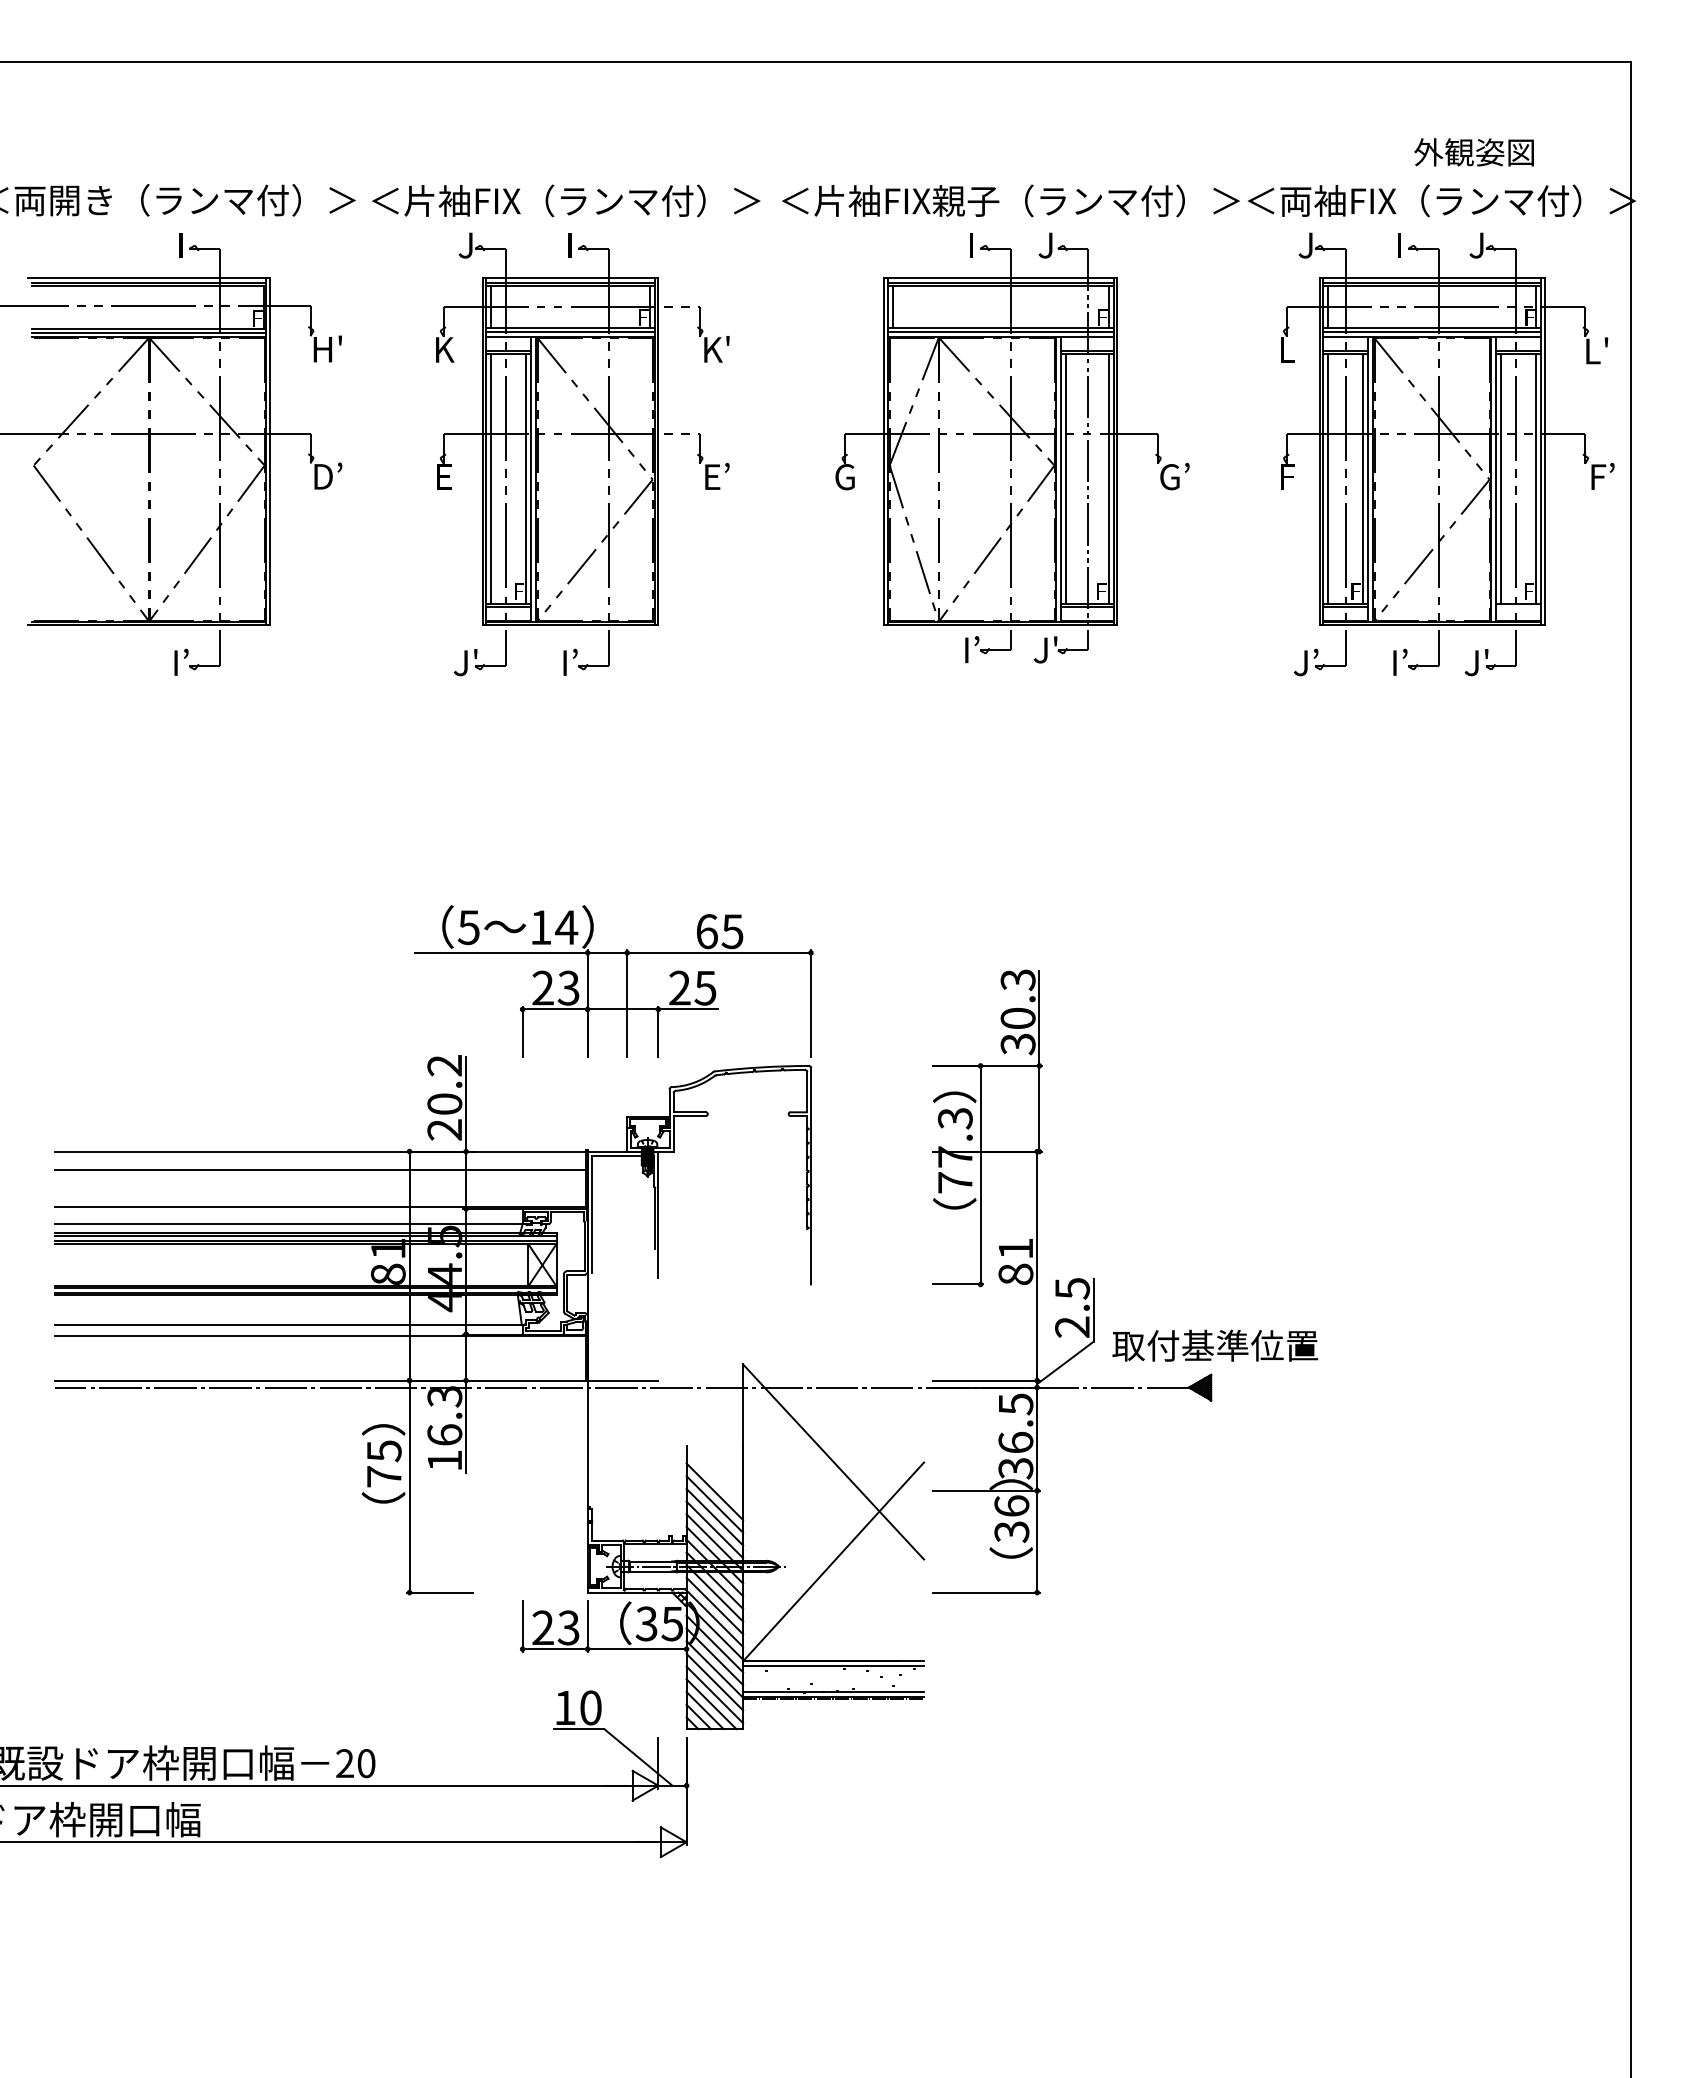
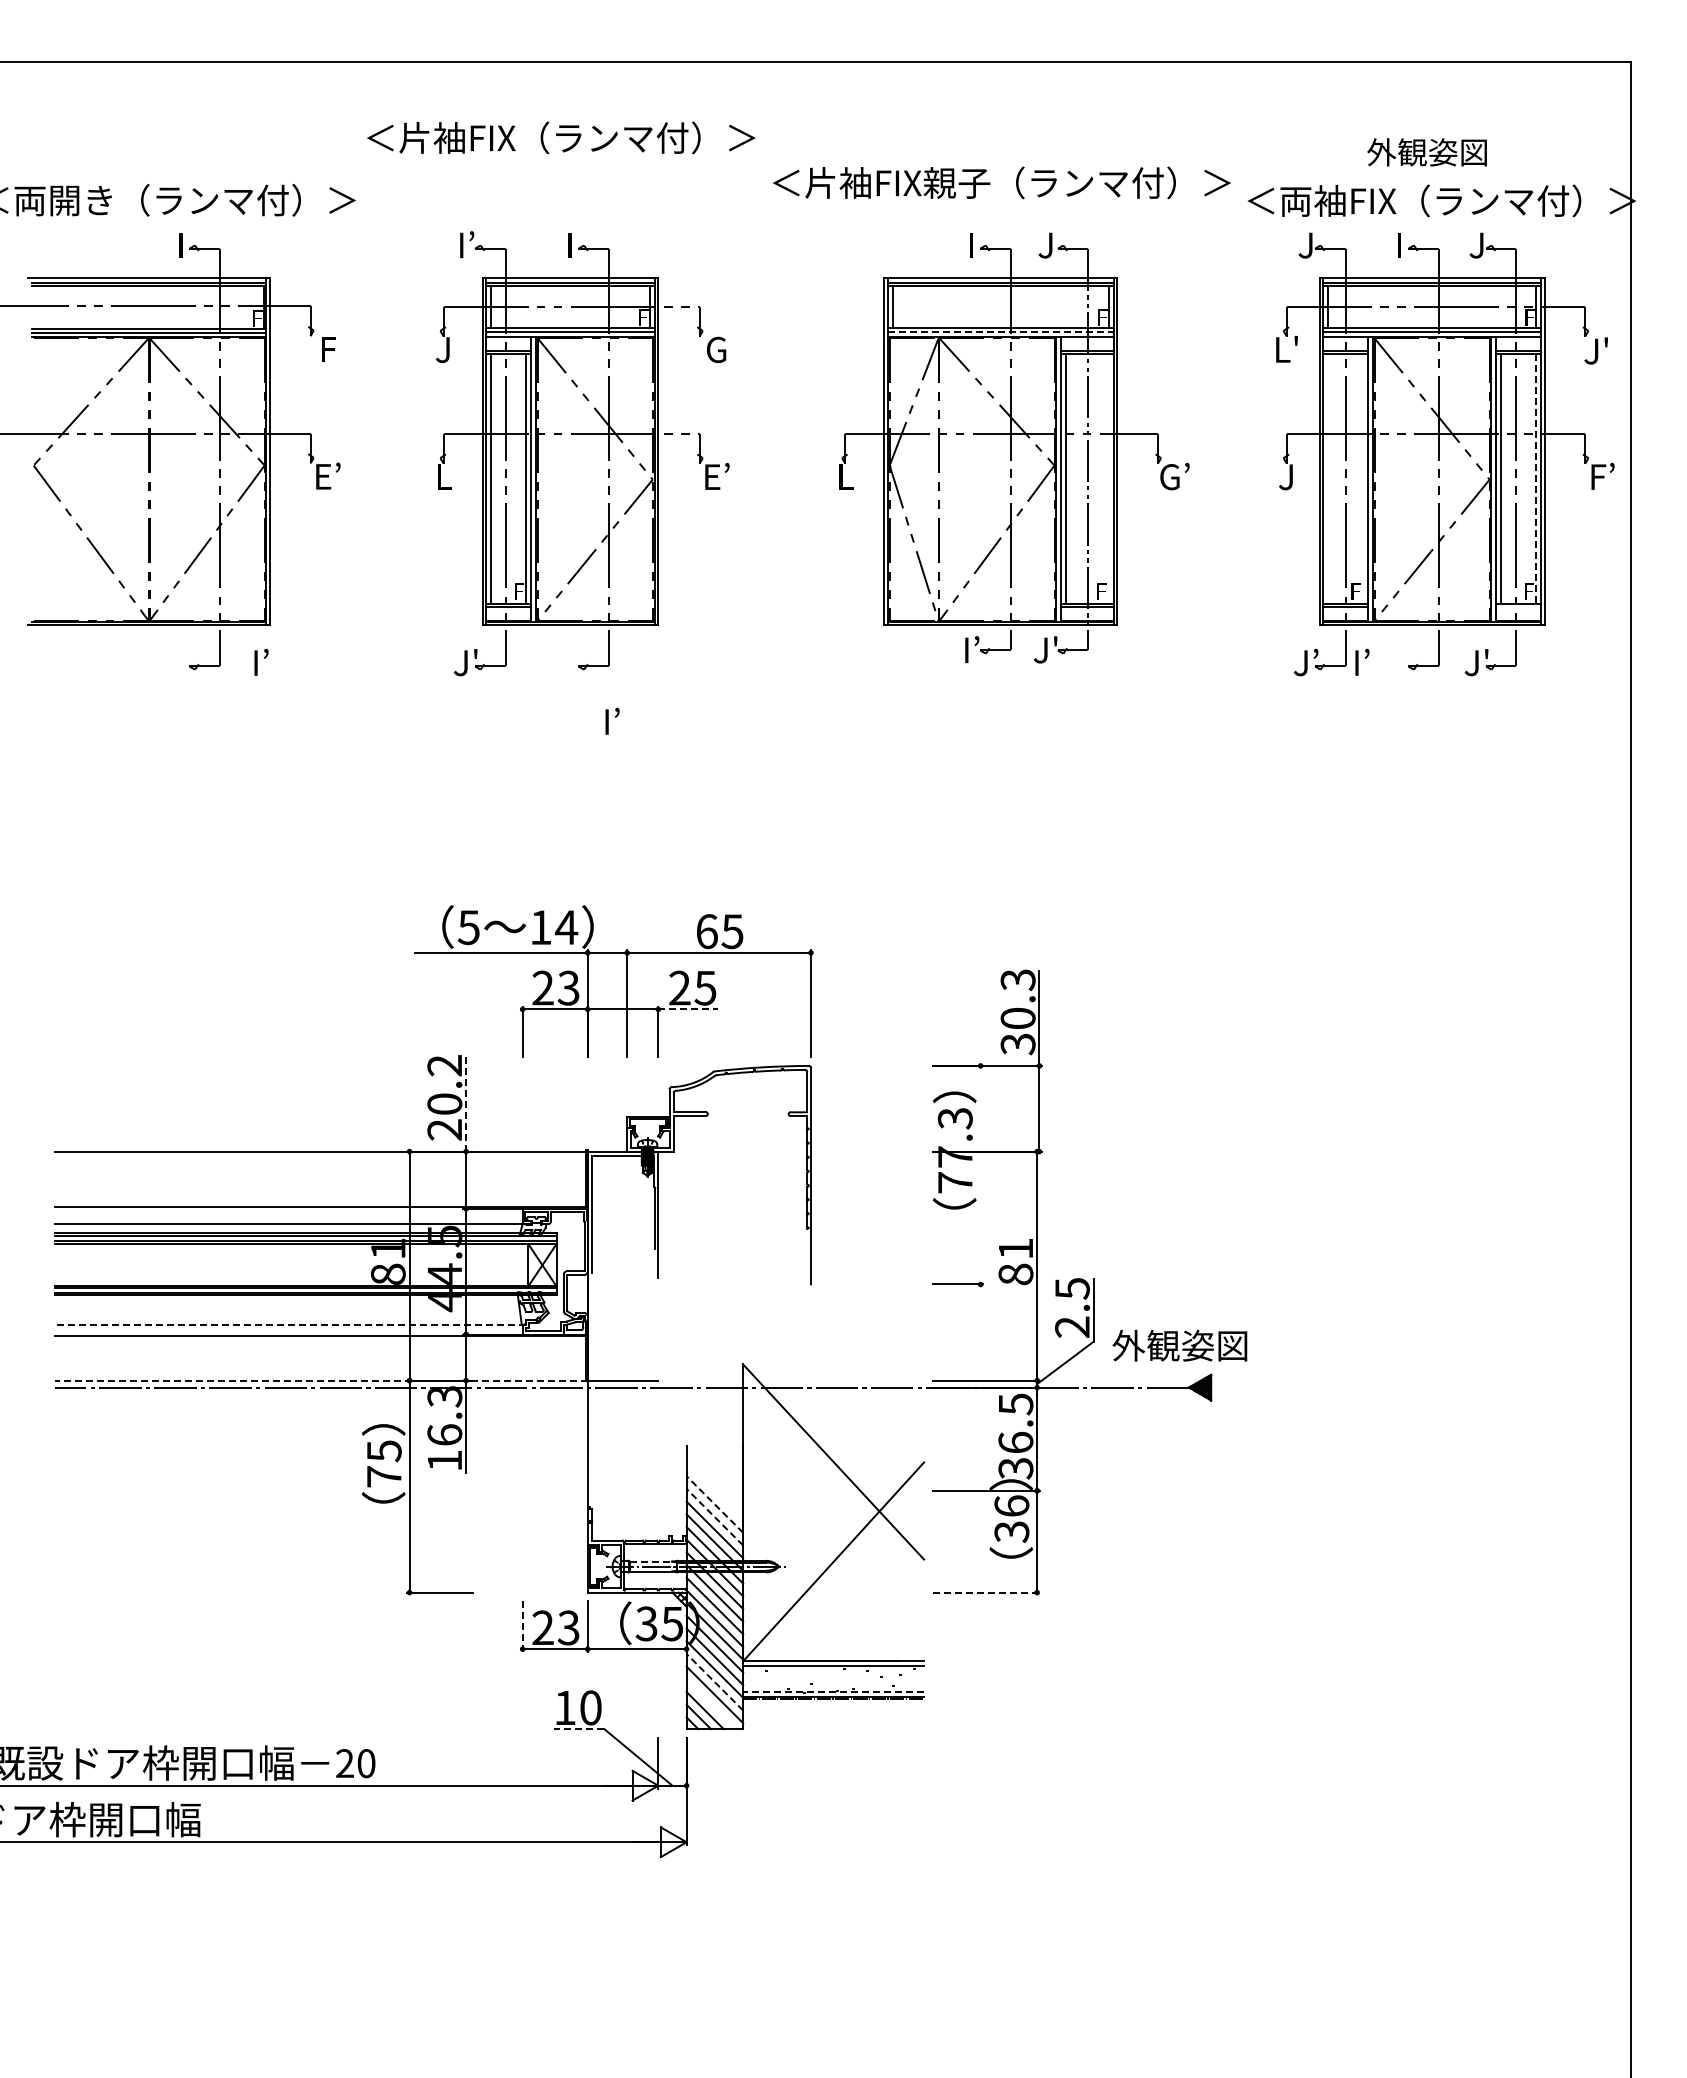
text position: (1473, 152) -> (1426, 152) (1426, 152)
text position: (566, 200) -> (561, 137) (561, 137)
text position: (1010, 200) -> (1001, 182) (1001, 182)
text: J -> I’ (466, 244)
line: solid -> dashed (1000, 332)
text: H' -> F (327, 348)
text: K' -> G (716, 349)
text: L -> L' (1286, 349)
text: K -> J (444, 350)
text: L' -> J' (1596, 351)
text: D’ -> E’ (328, 475)
text: E -> L (444, 476)
text: G -> L (844, 477)
text: F -> J (1286, 477)
line: present -> none (1108, 478)
line: present -> none (1328, 478)
line: present -> none (1362, 478)
line: solid -> dashed (1536, 479)
text position: (181, 661) -> (261, 661) (261, 661)
text position: (570, 661) -> (612, 720) (612, 720)
text position: (1400, 661) -> (1362, 661) (1362, 661)
line: solid -> dashed (688, 1009)
line: solid -> dashed (466, 1103)
line: present -> none (320, 1169)
line: present -> none (980, 1174)
line: solid -> dashed (290, 1324)
text: 取付基準位置 -> 外観姿図 (1215, 1345)
line: solid -> dashed (320, 1380)
line: present -> none (714, 1491)
line: solid -> dashed (714, 1504)
line: solid -> dashed (714, 1517)
line: solid -> dashed (651, 1561)
line: solid -> dashed (986, 1592)
line: solid -> dashed (522, 1627)
line: solid -> dashed (714, 1682)
line: solid -> dashed (833, 1692)
line: present -> none (711, 1704)
line: solid -> dashed (578, 1729)
